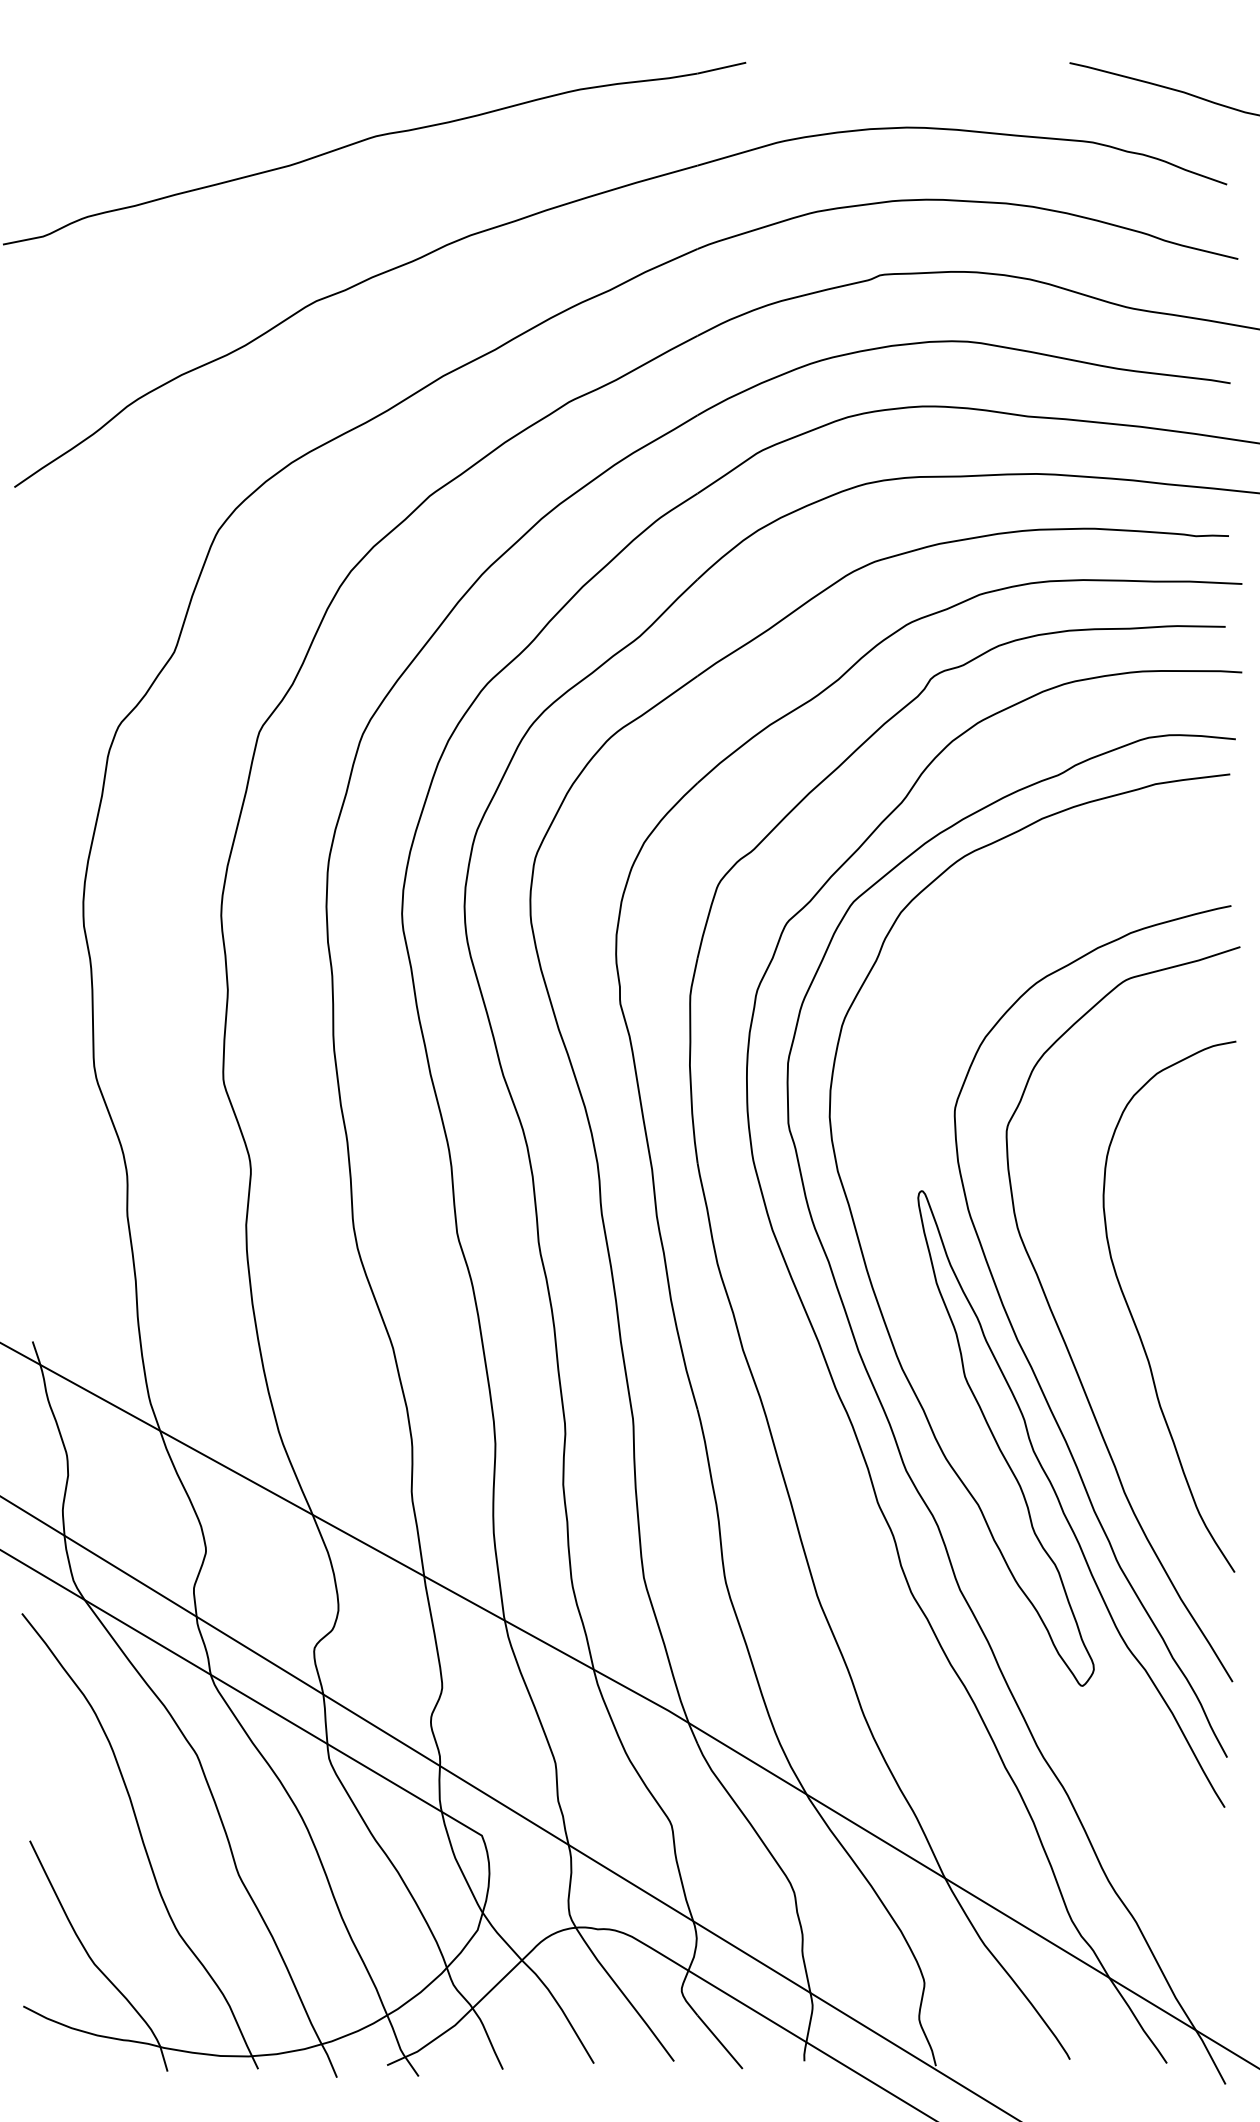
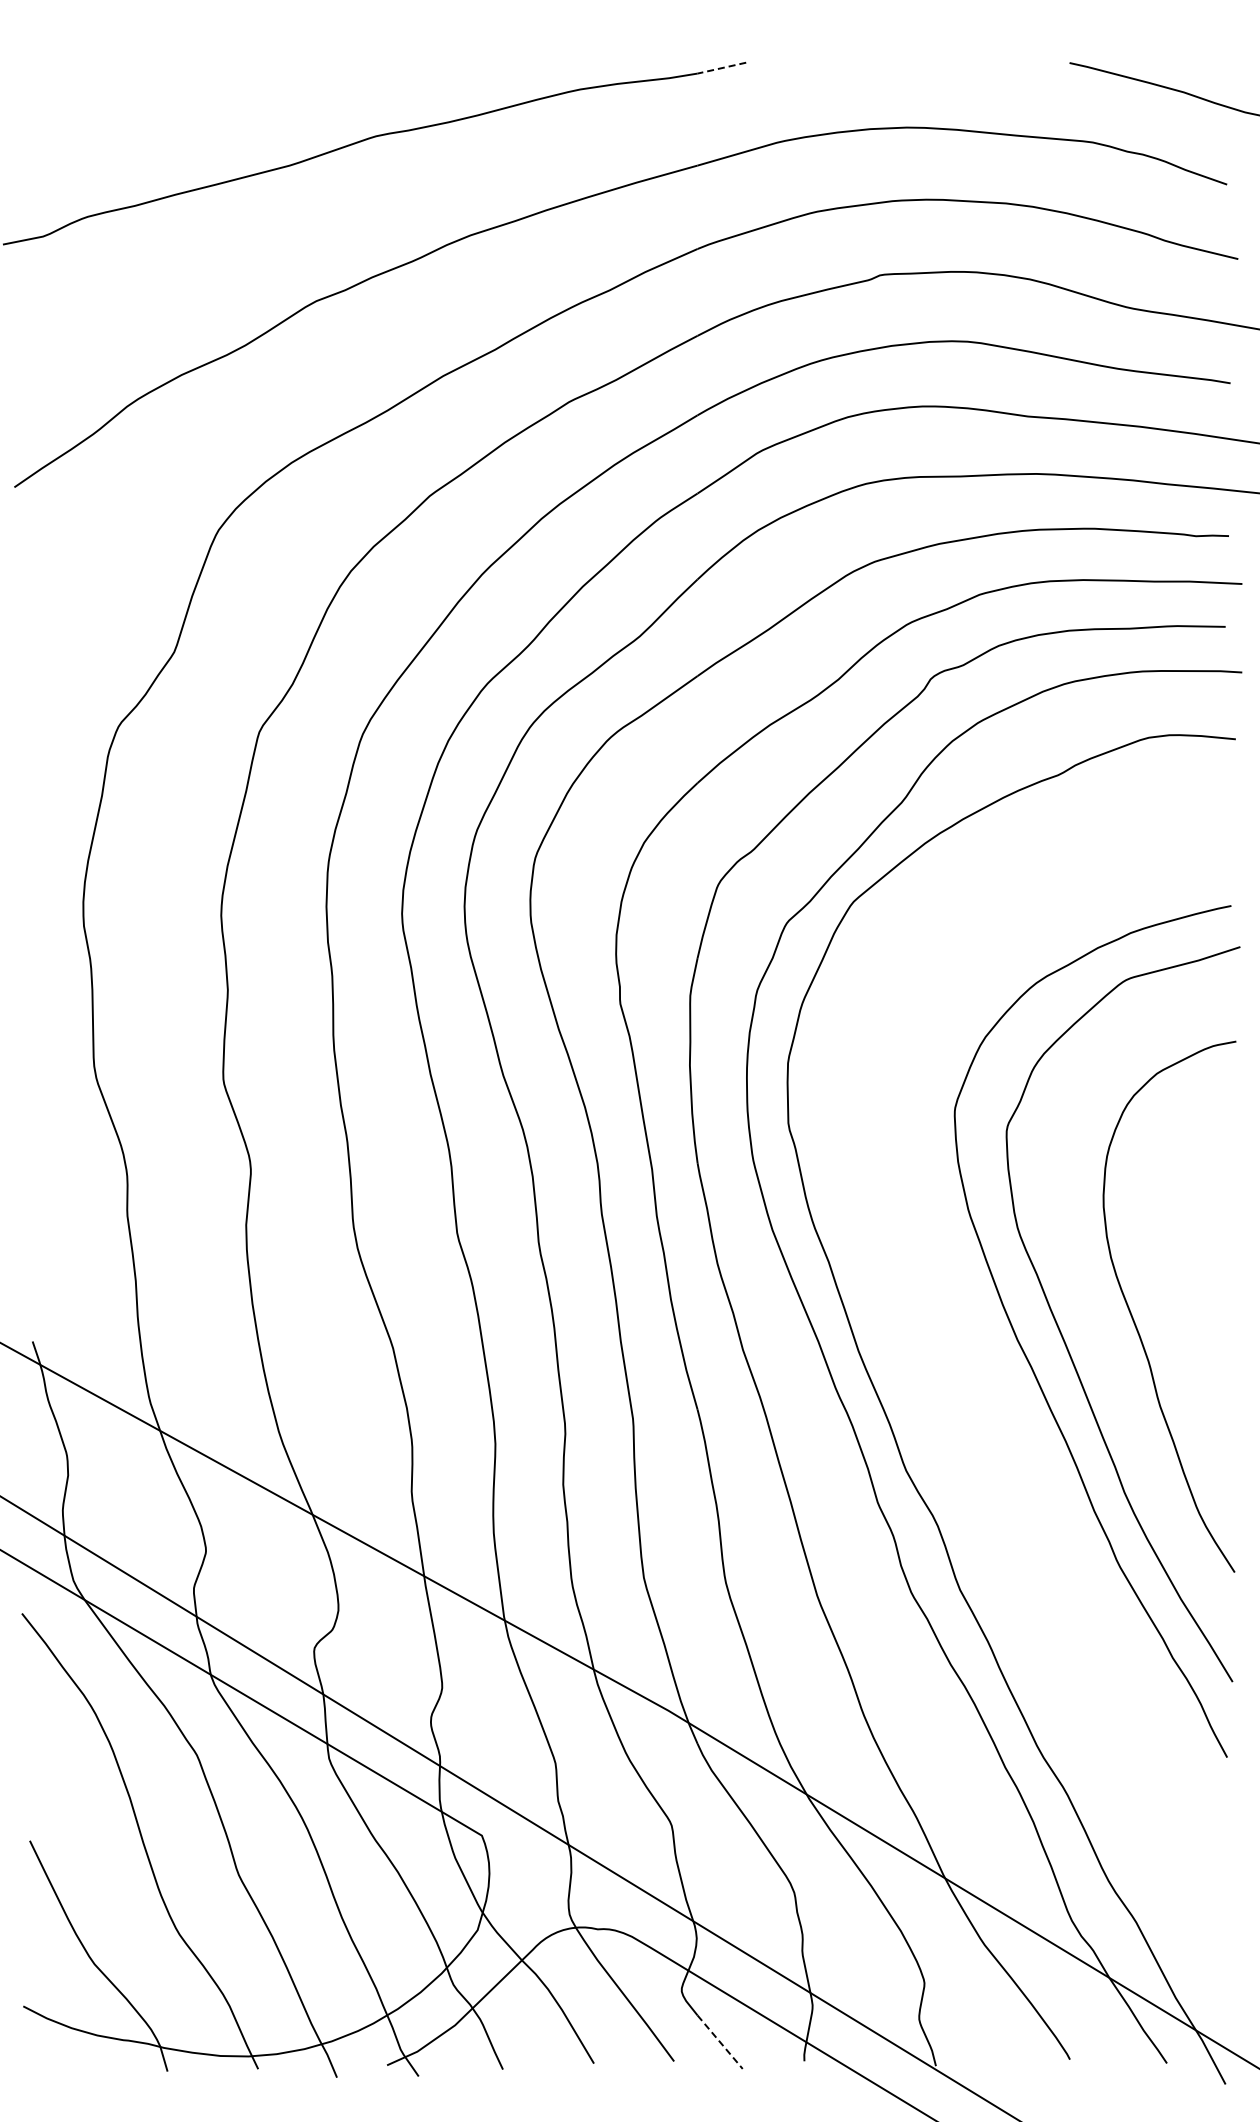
line: solid -> dashed (721, 68)
curve: present -> none (977, 1315)
line: solid -> dashed (720, 2042)
